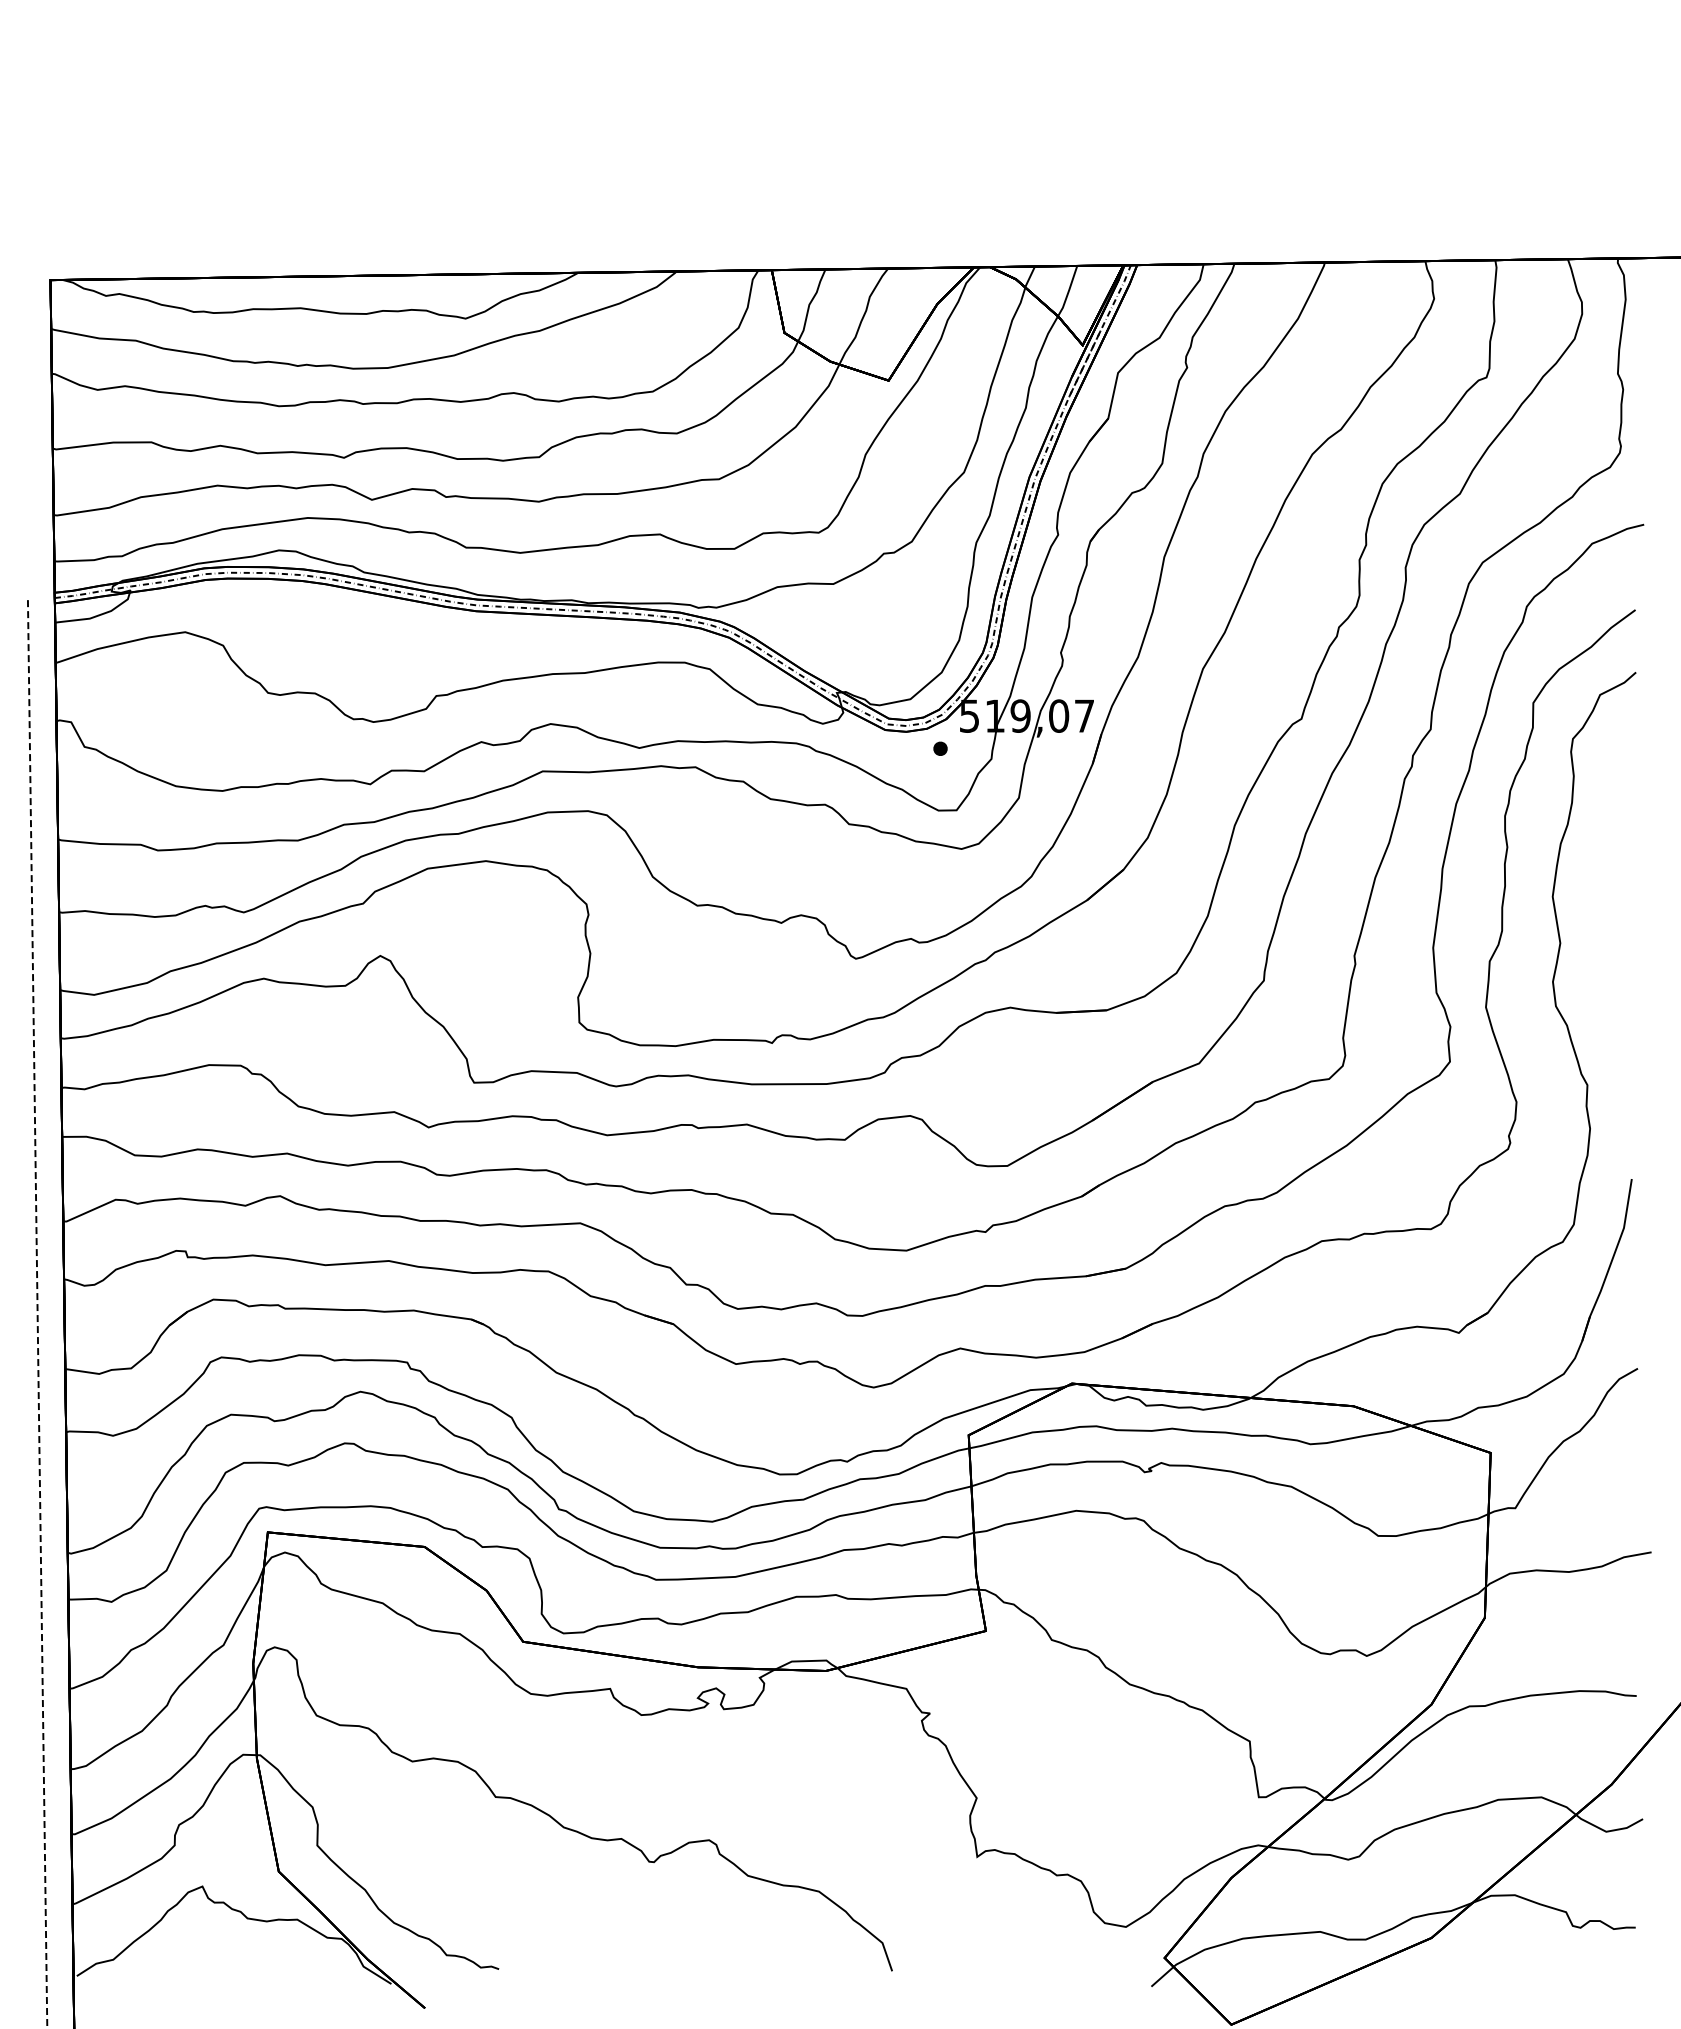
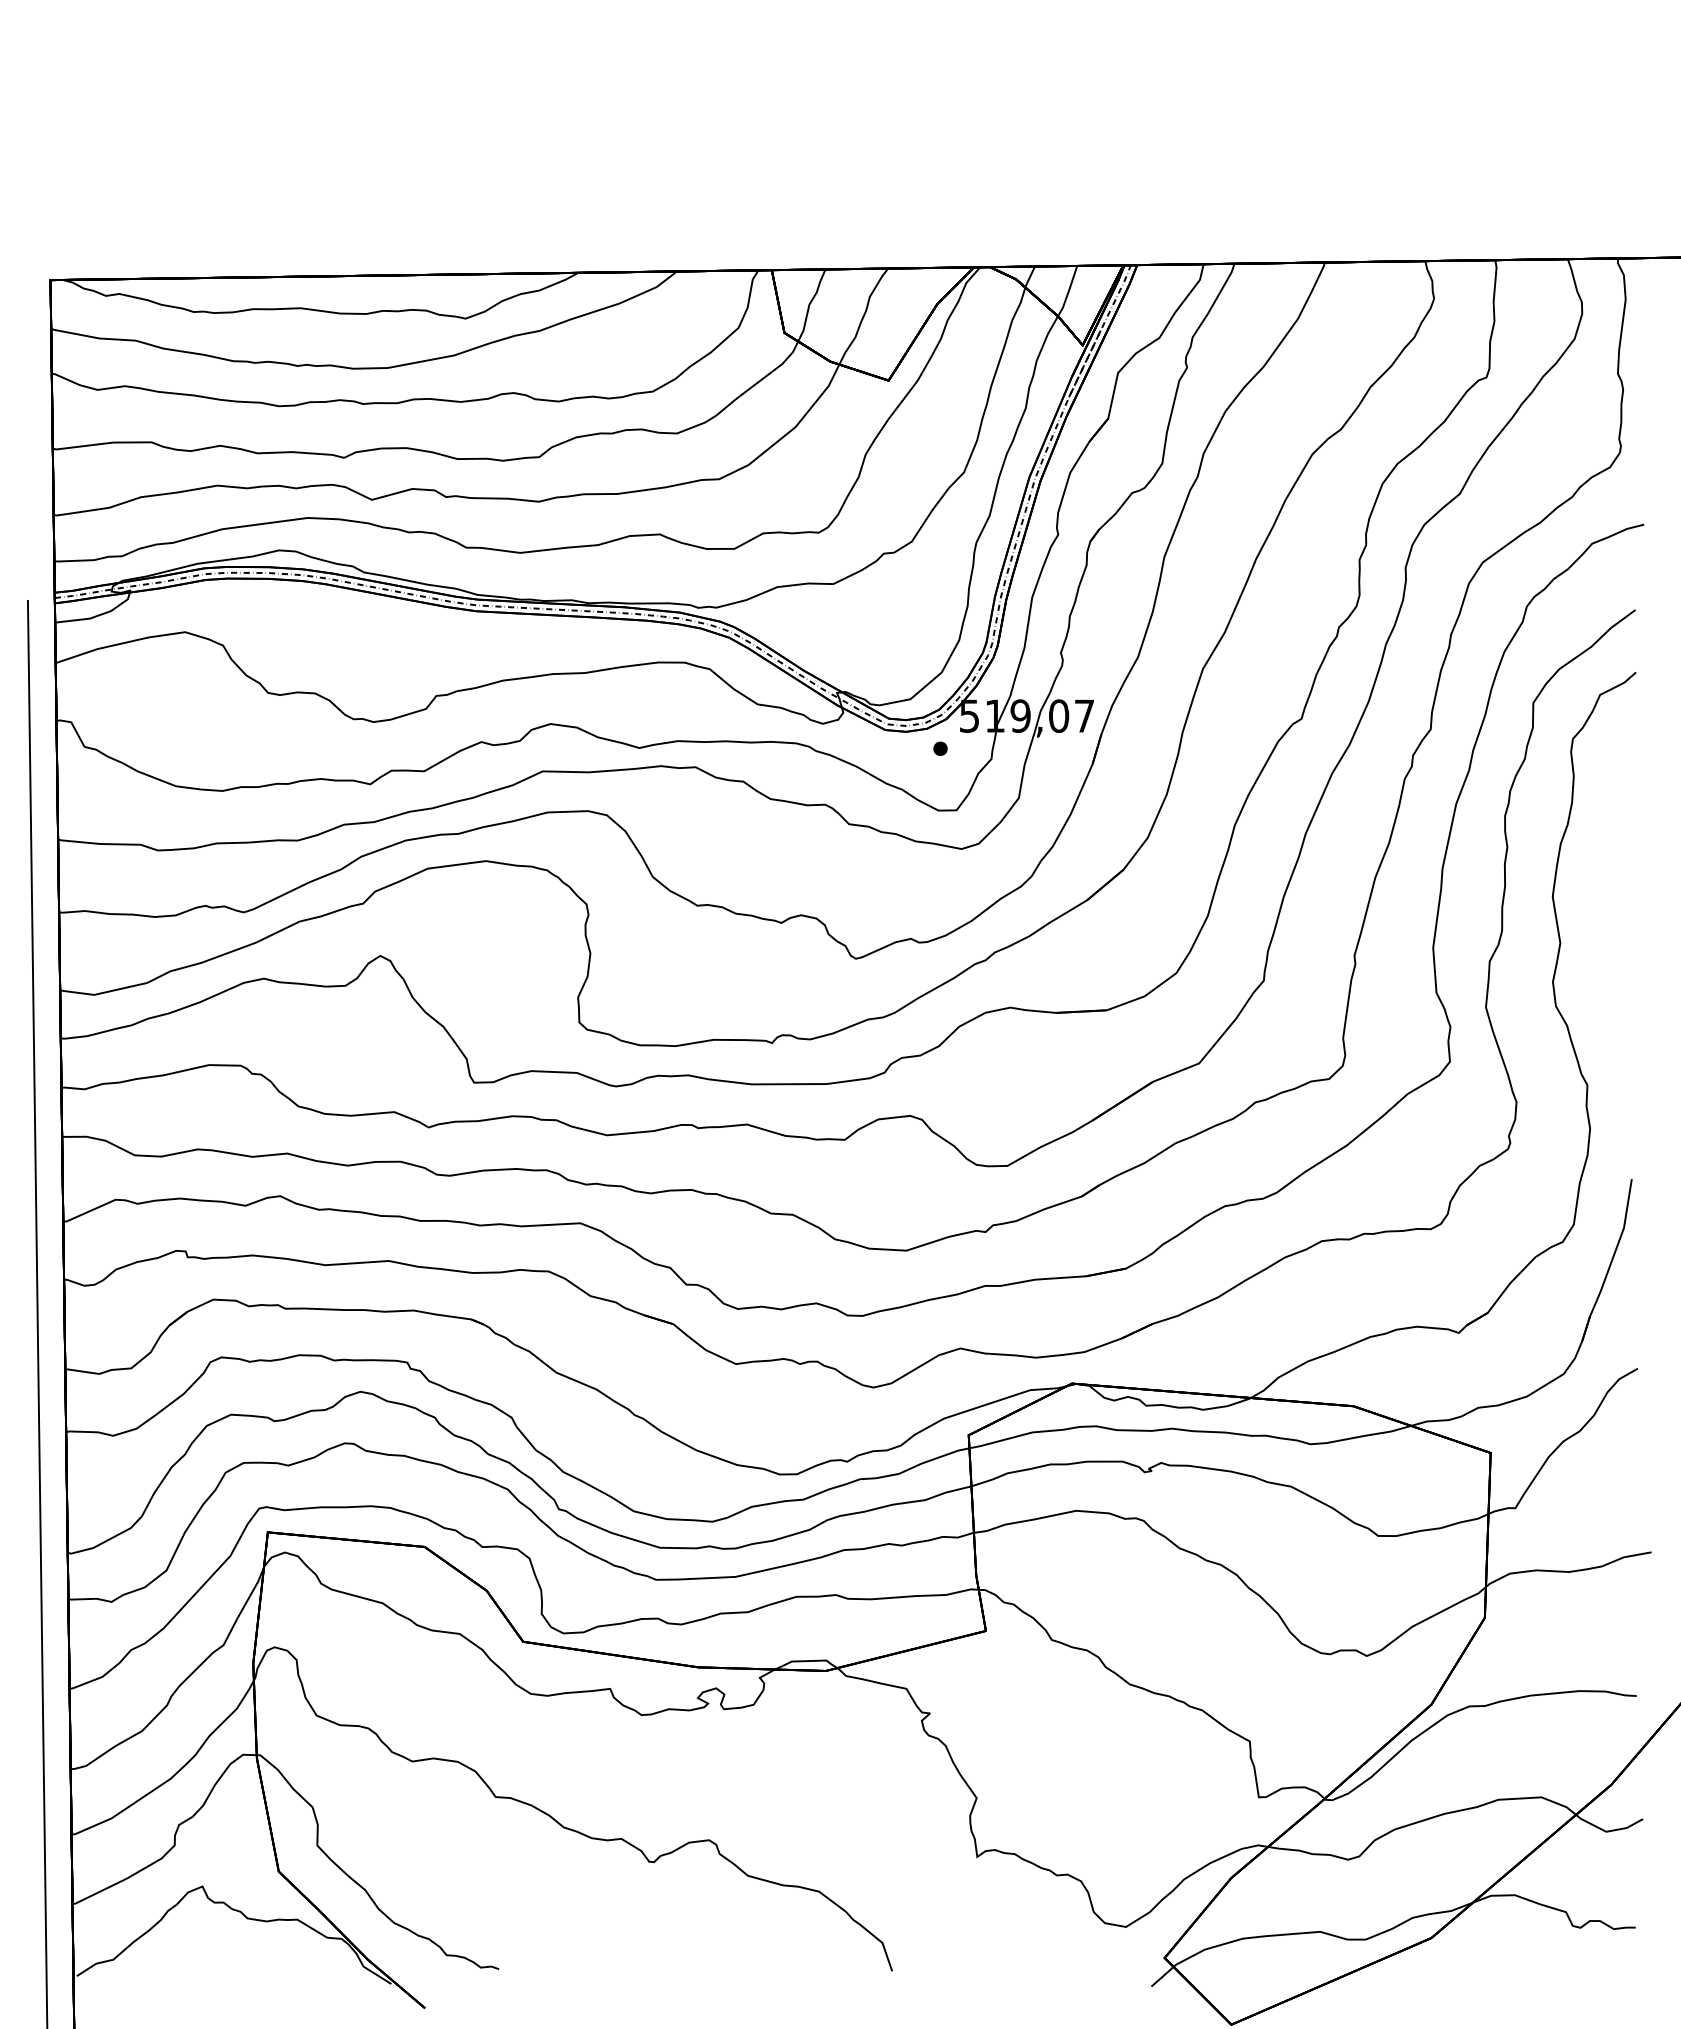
line: dashed -> solid (37, 1313)
